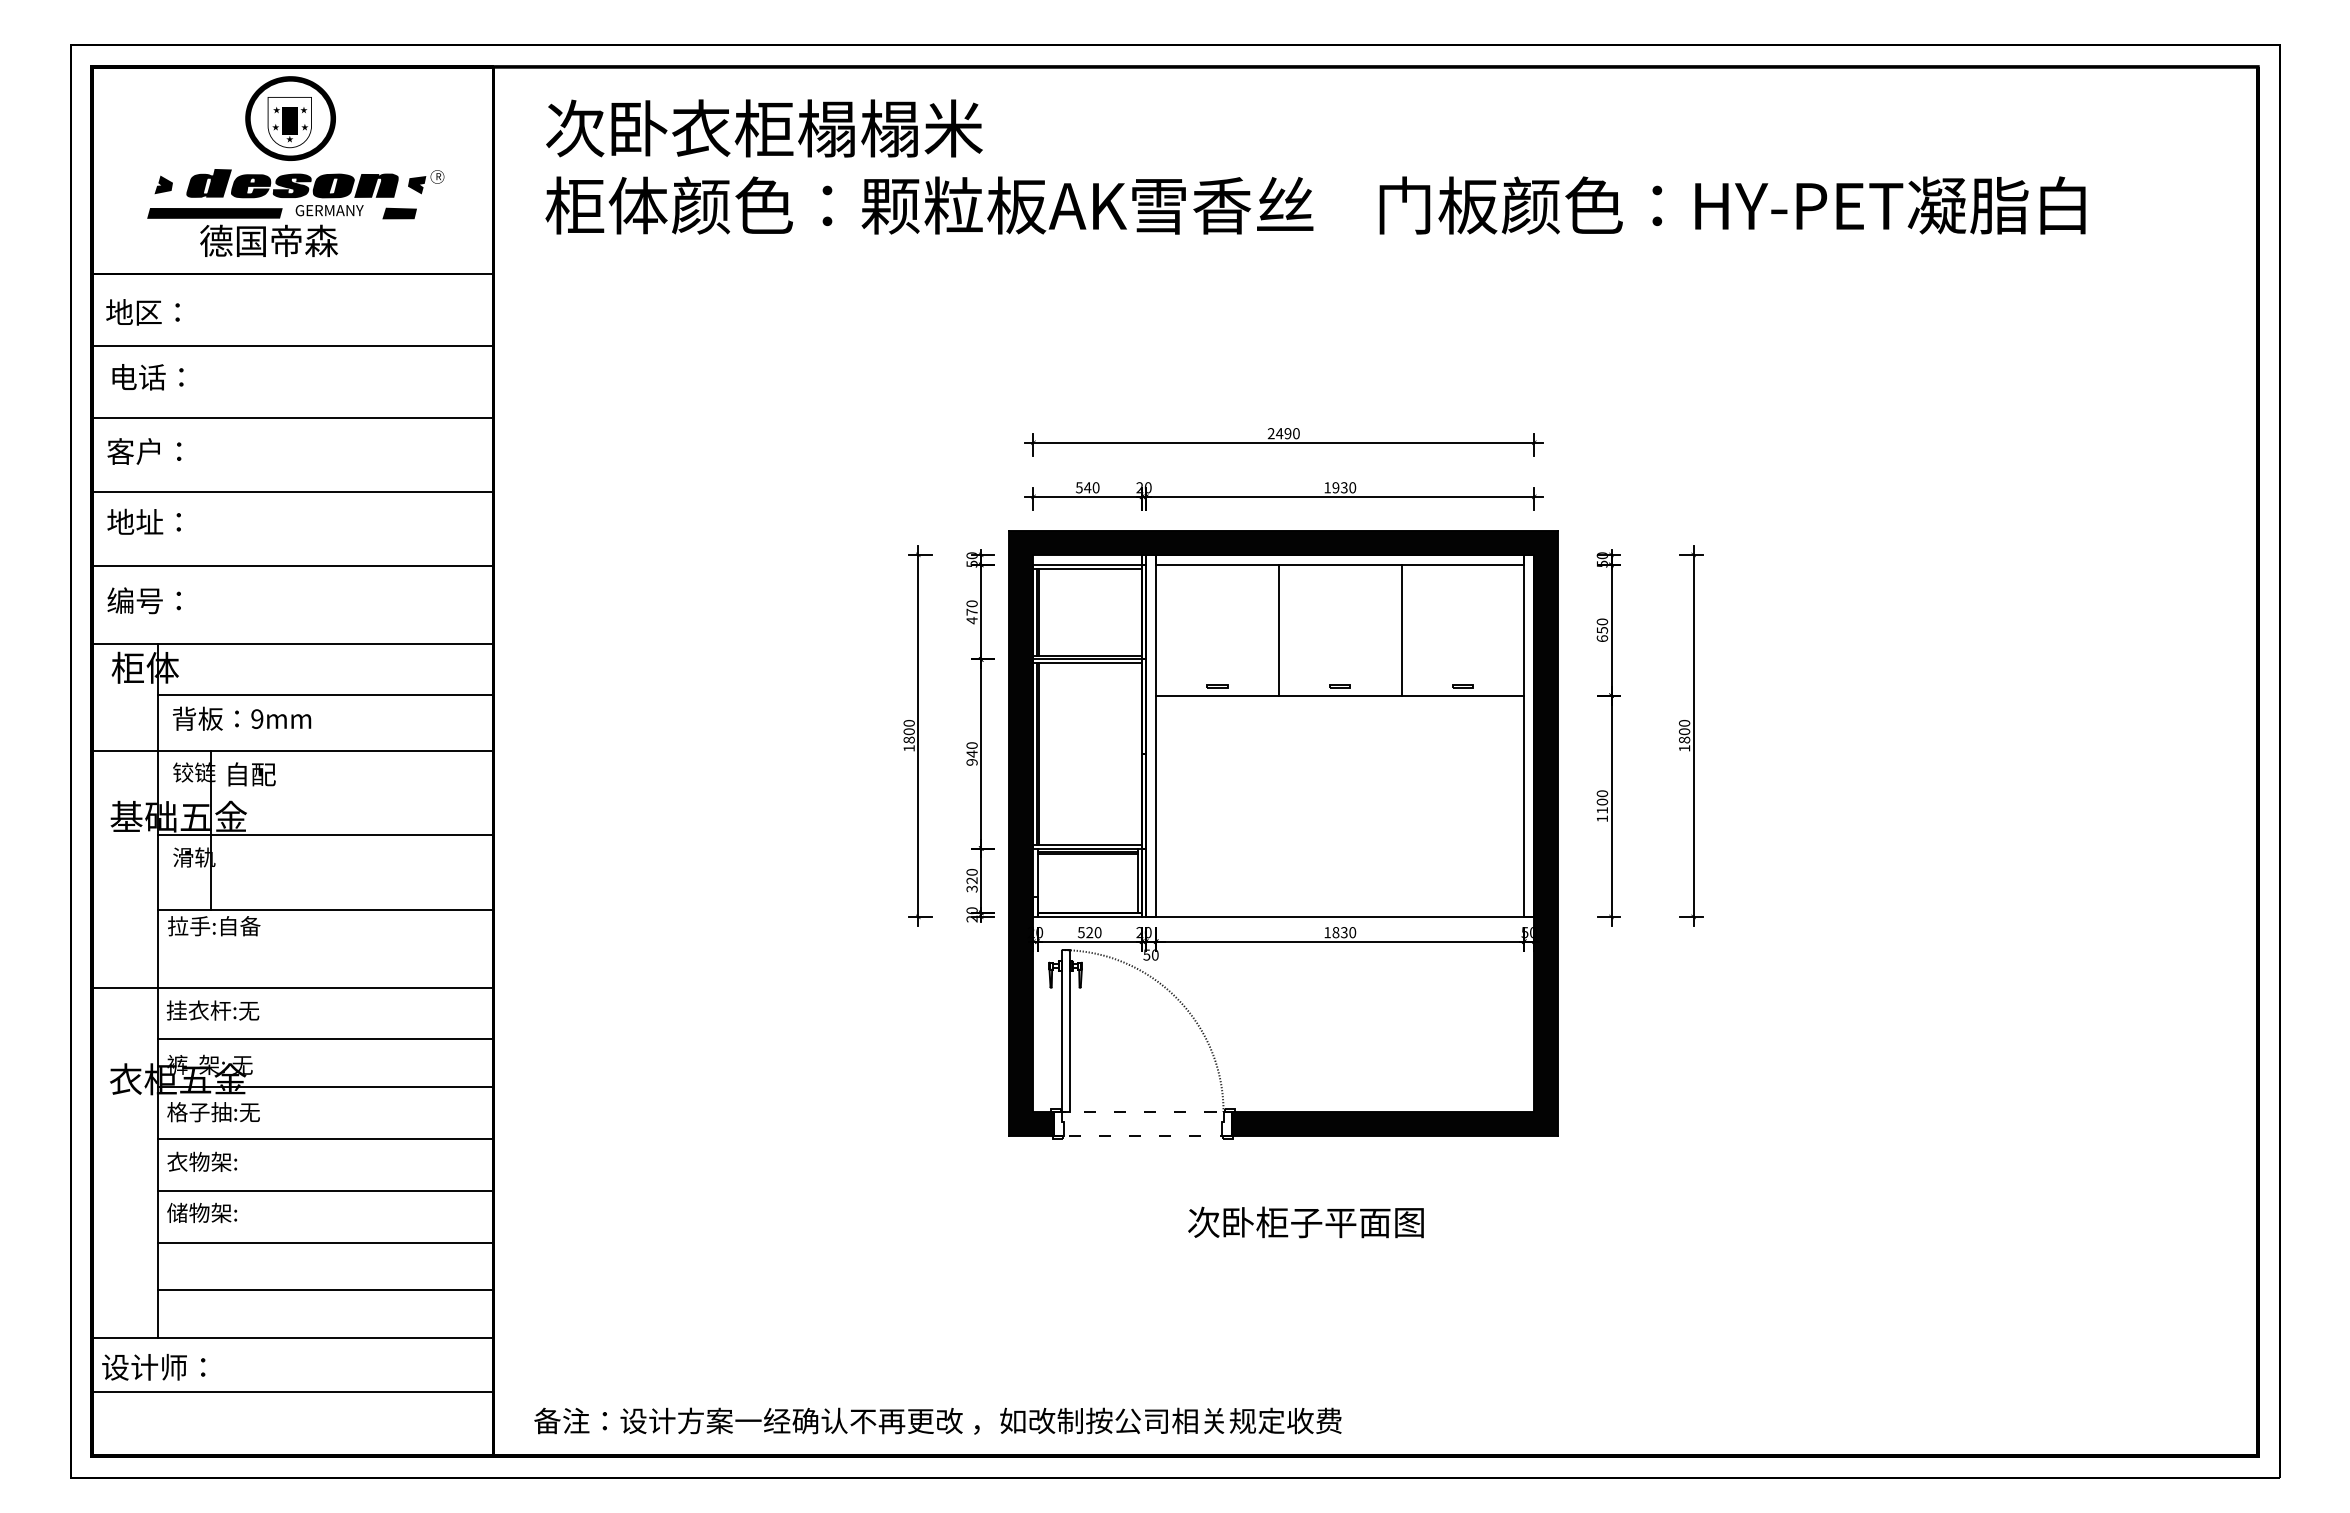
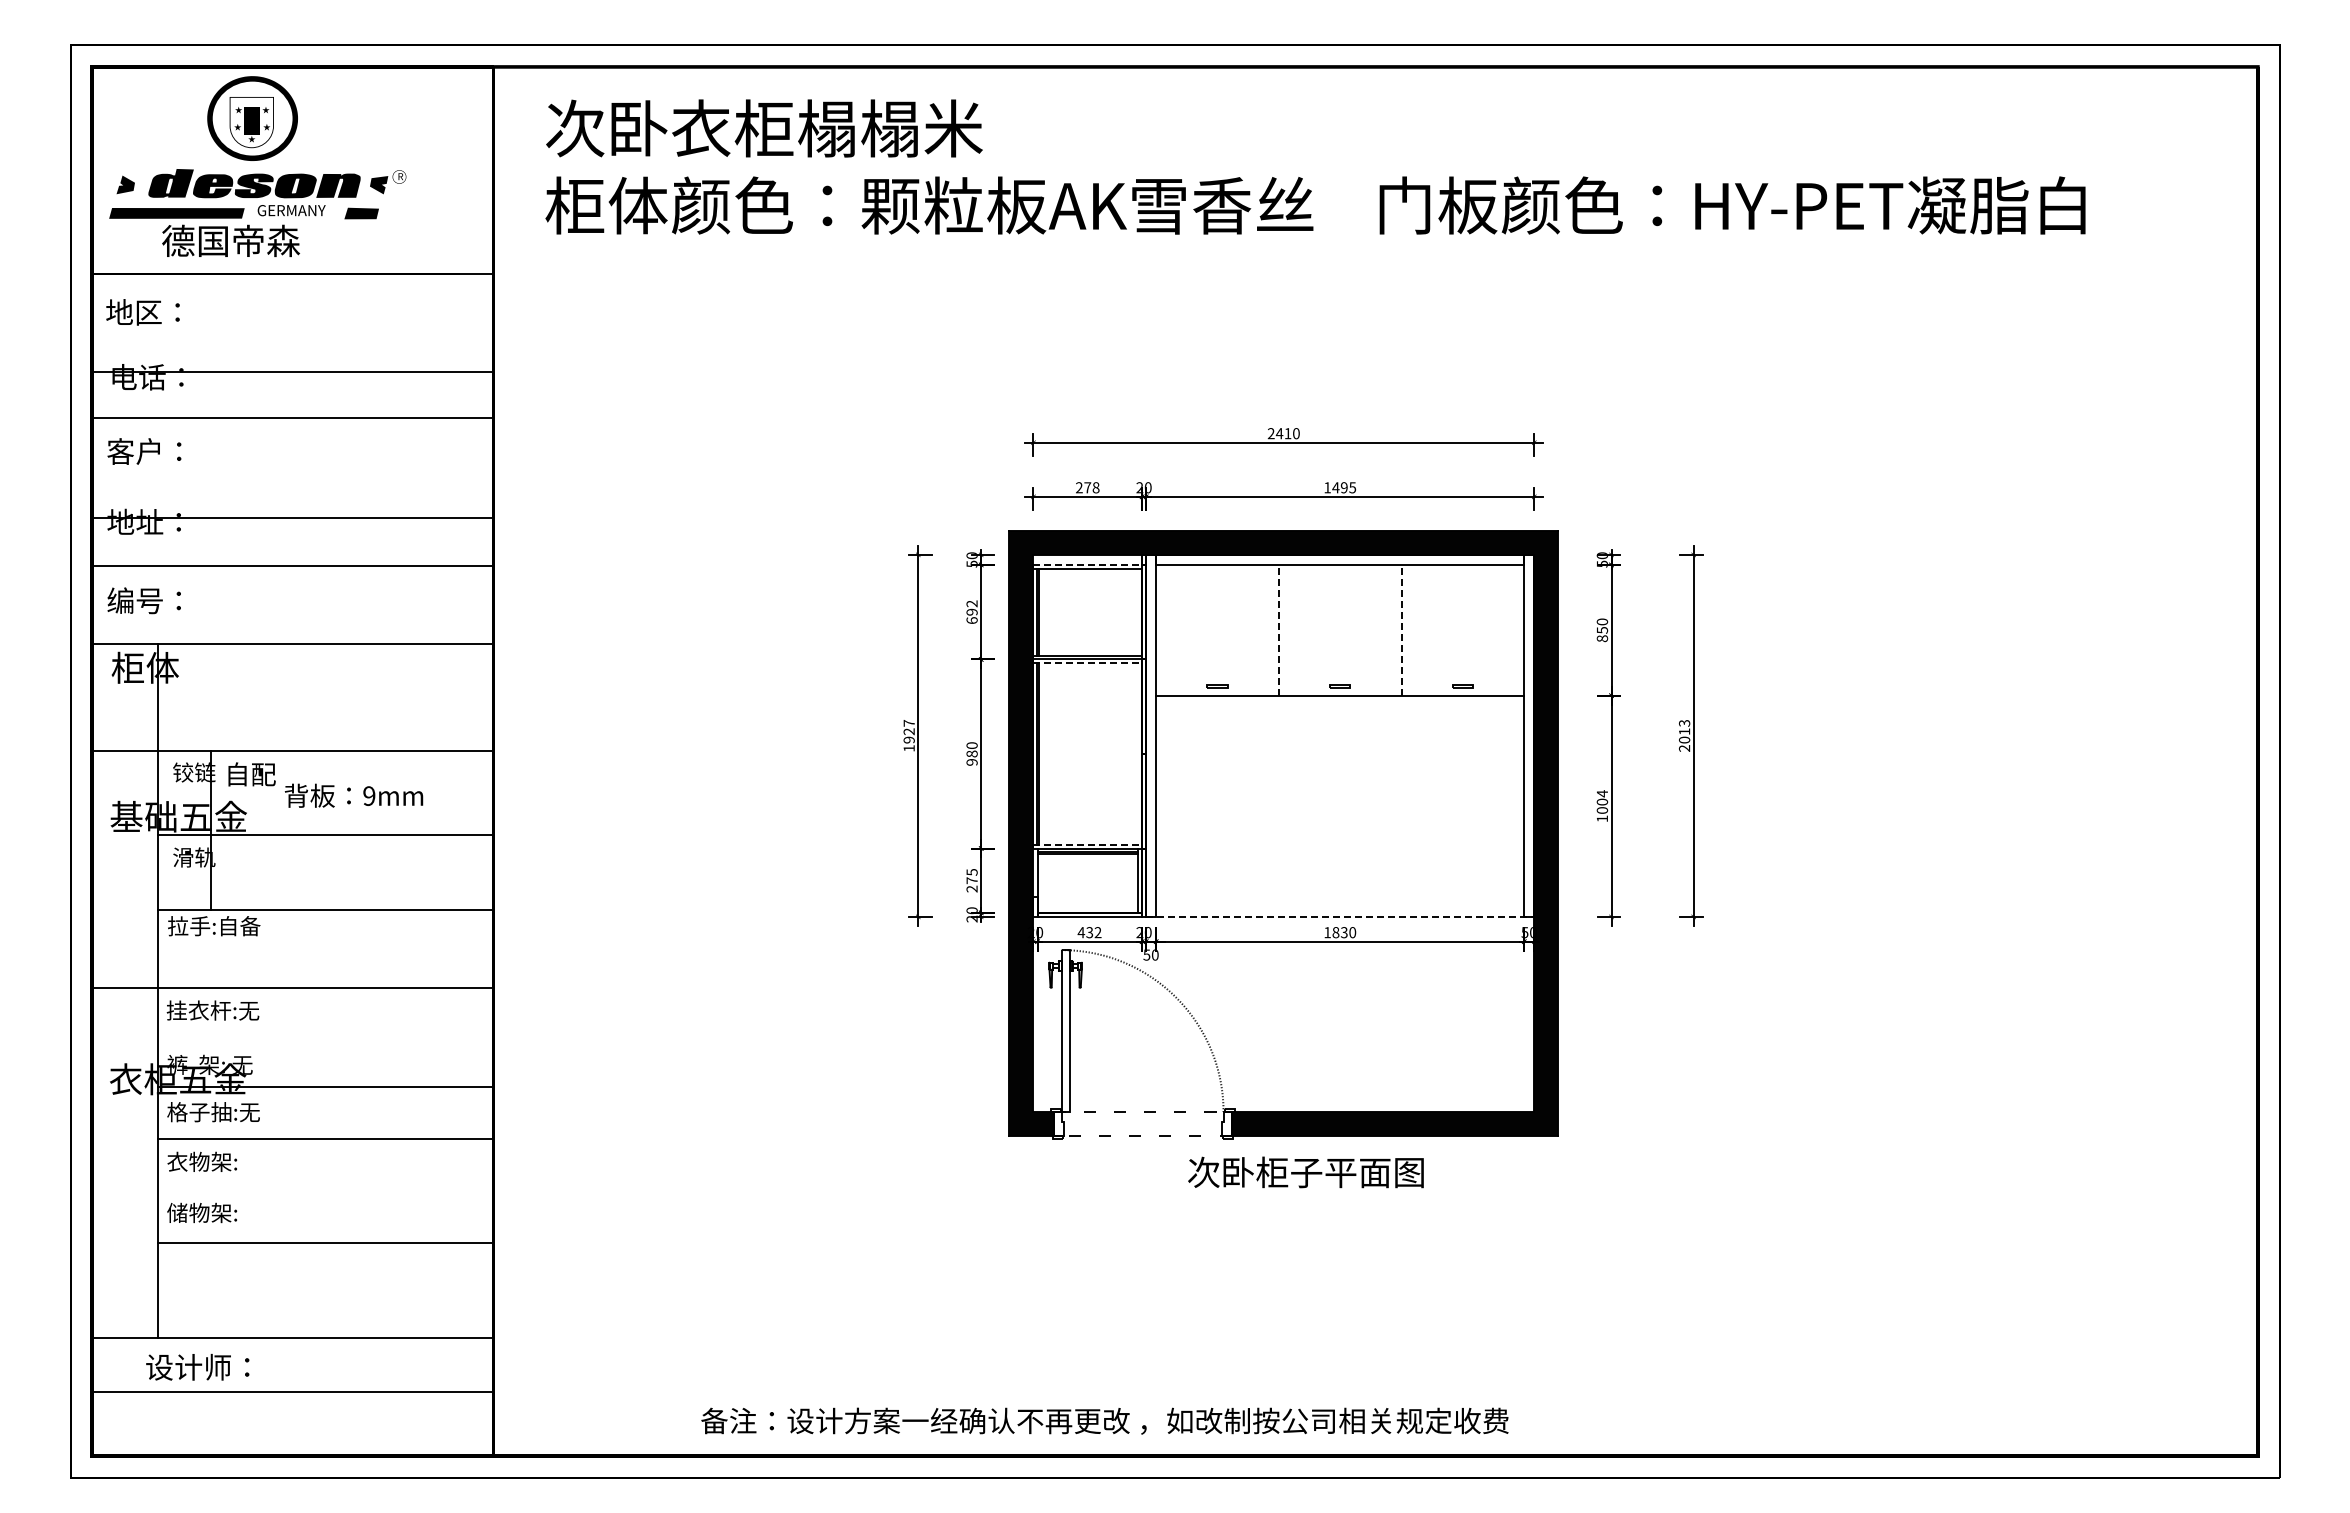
text position: (295, 166) -> (257, 166) (257, 166)
line position: (292, 346) -> (292, 372) (292, 372)
text: 2490 -> 2410 (1287, 433)
text: 540 -> 278 (1087, 487)
text: 1930 -> 1495 (1344, 487)
line position: (292, 491) -> (292, 517) (292, 517)
line: solid -> dashed (1090, 564)
text: 470 -> 692 (971, 612)
line: solid -> dashed (1278, 629)
line: solid -> dashed (1401, 629)
text: 650 -> 850 (1601, 638)
line: solid -> dashed (1088, 663)
line: present -> none (325, 695)
text position: (241, 718) -> (353, 795) (353, 795)
text: 1800 -> 1927 (908, 731)
text: 1800 -> 2013 (1684, 735)
text: 940 -> 980 (971, 753)
text: 1100 -> 1004 (1602, 801)
line: solid -> dashed (1088, 844)
text: 320 -> 275 (971, 880)
line: solid -> dashed (1340, 916)
text: 520 -> 432 (1089, 932)
line: present -> none (325, 1038)
line: present -> none (325, 1191)
text position: (1305, 1222) -> (1305, 1172) (1305, 1172)
line: present -> none (325, 1290)
text position: (153, 1367) -> (197, 1367) (197, 1367)
text position: (937, 1420) -> (1104, 1420) (1104, 1420)
